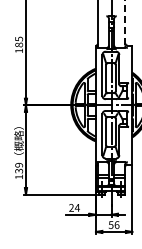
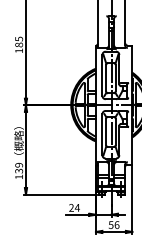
line: dashed -> solid (125, 22)
